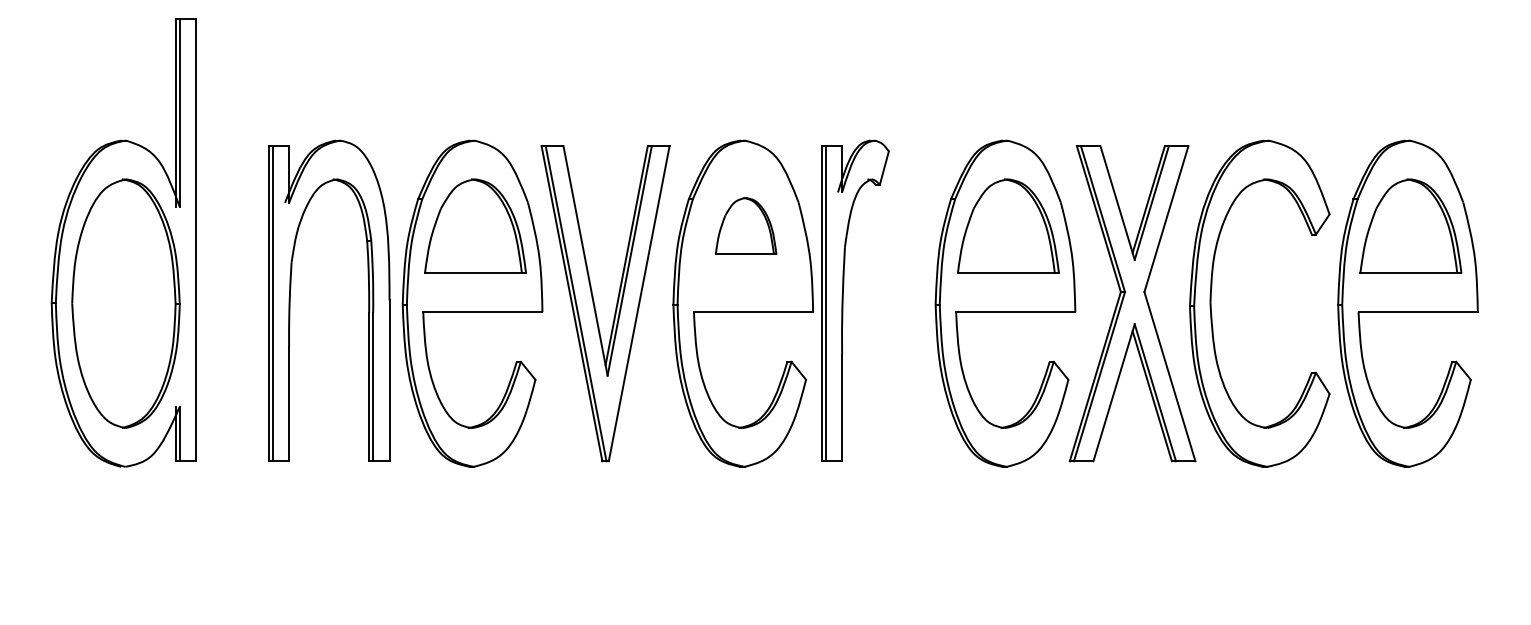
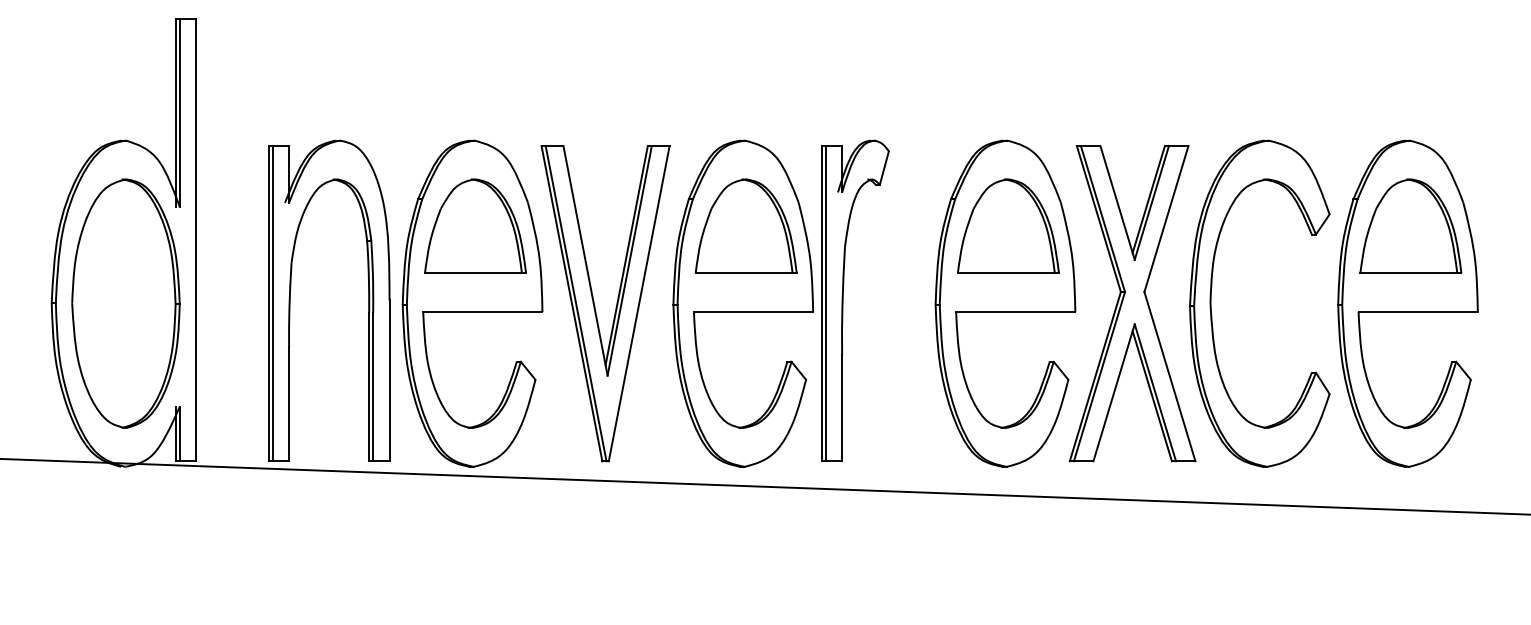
part size: 63x58 px -> 104x96 px (745, 225)
line: none -> present (764, 486)
